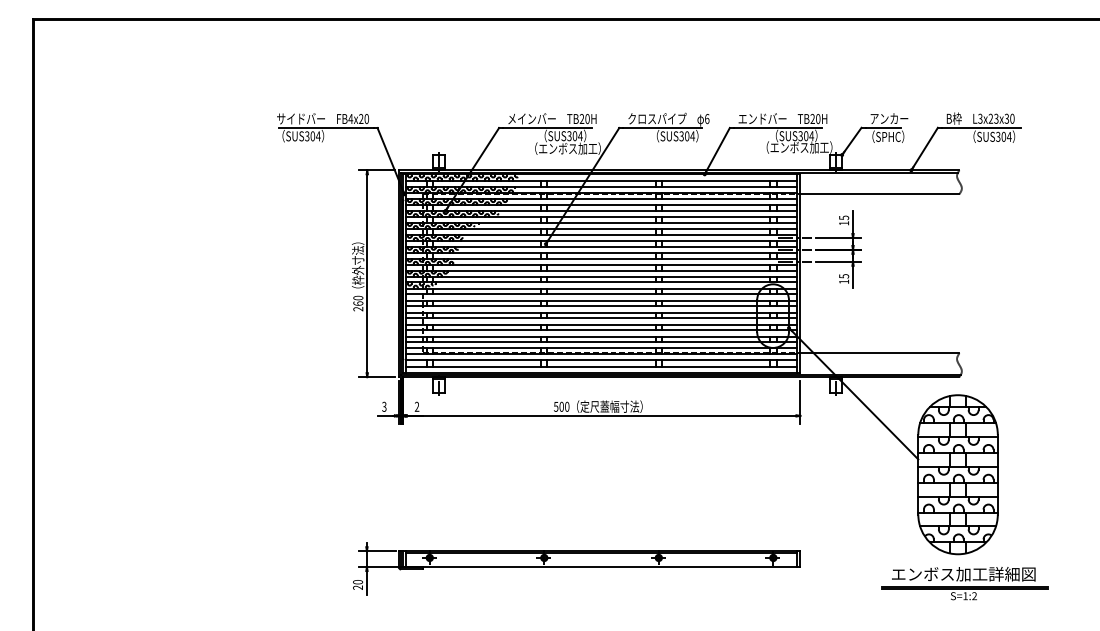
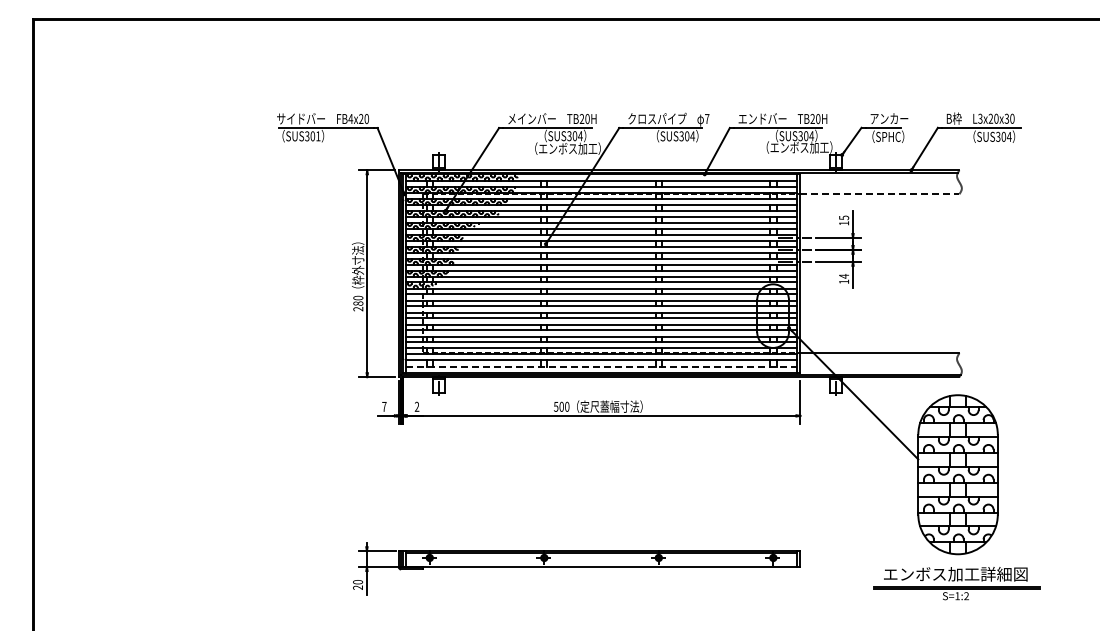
text: L3x23x30 -> L3x20x30 (996, 118)
text: 6 -> 7 (707, 119)
text: SUS304 -> SUS301 (317, 136)
line: solid -> dashed (879, 194)
text: 15 -> 14 (844, 276)
text: 260 -> 280 (358, 303)
line: solid -> dashed (601, 366)
text: 3 -> 7 (384, 406)
part position: (964, 583) -> (956, 583) (956, 583)
